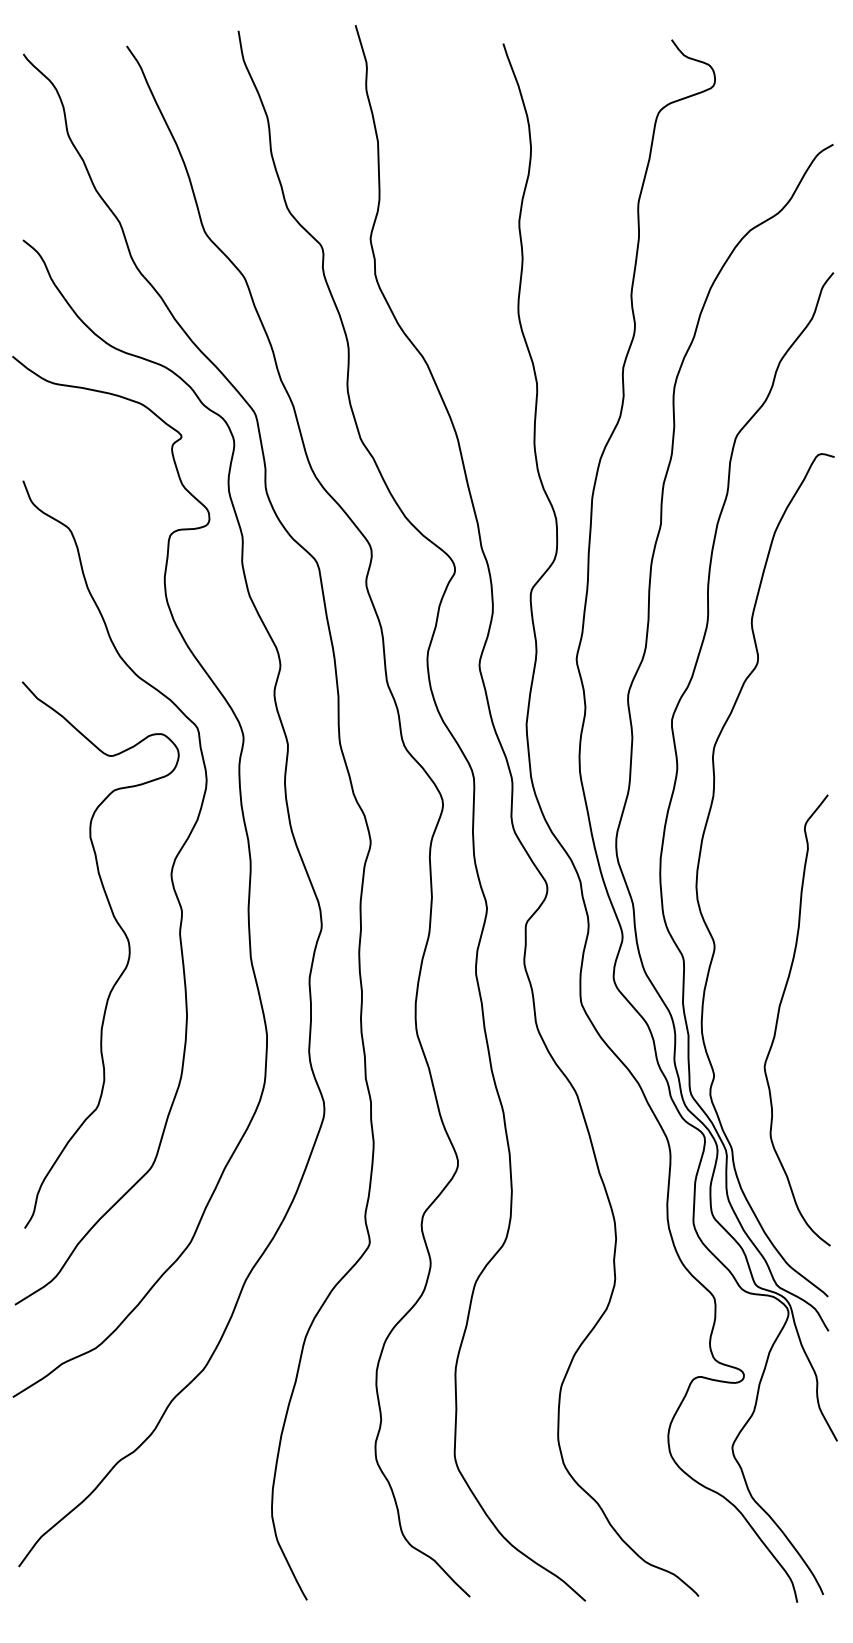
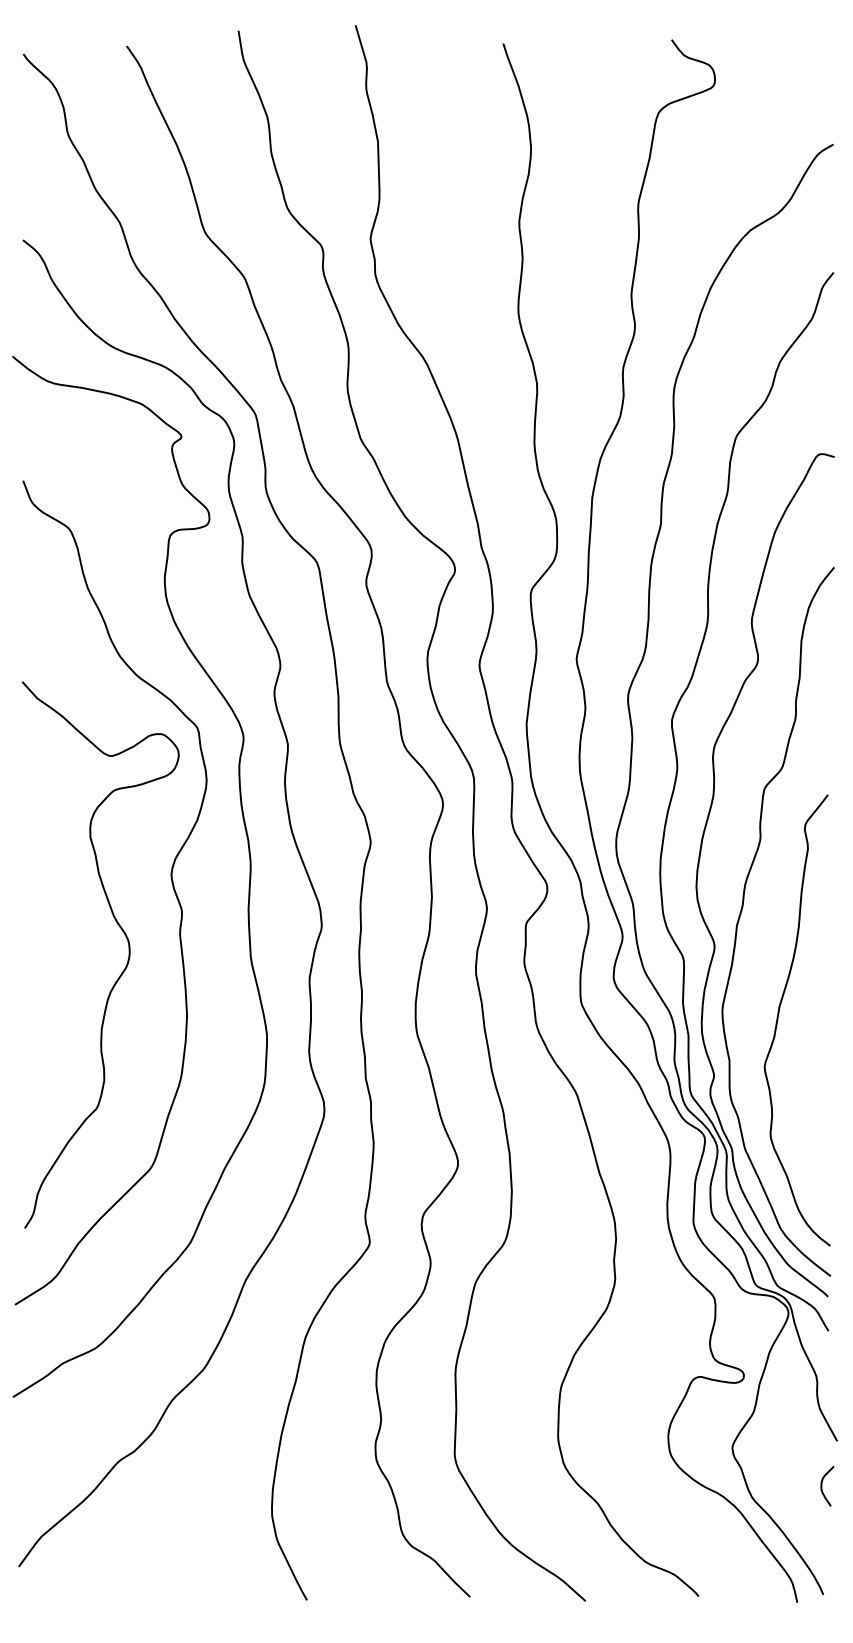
curve: none -> present (742, 911)
curve: none -> present (822, 1486)
